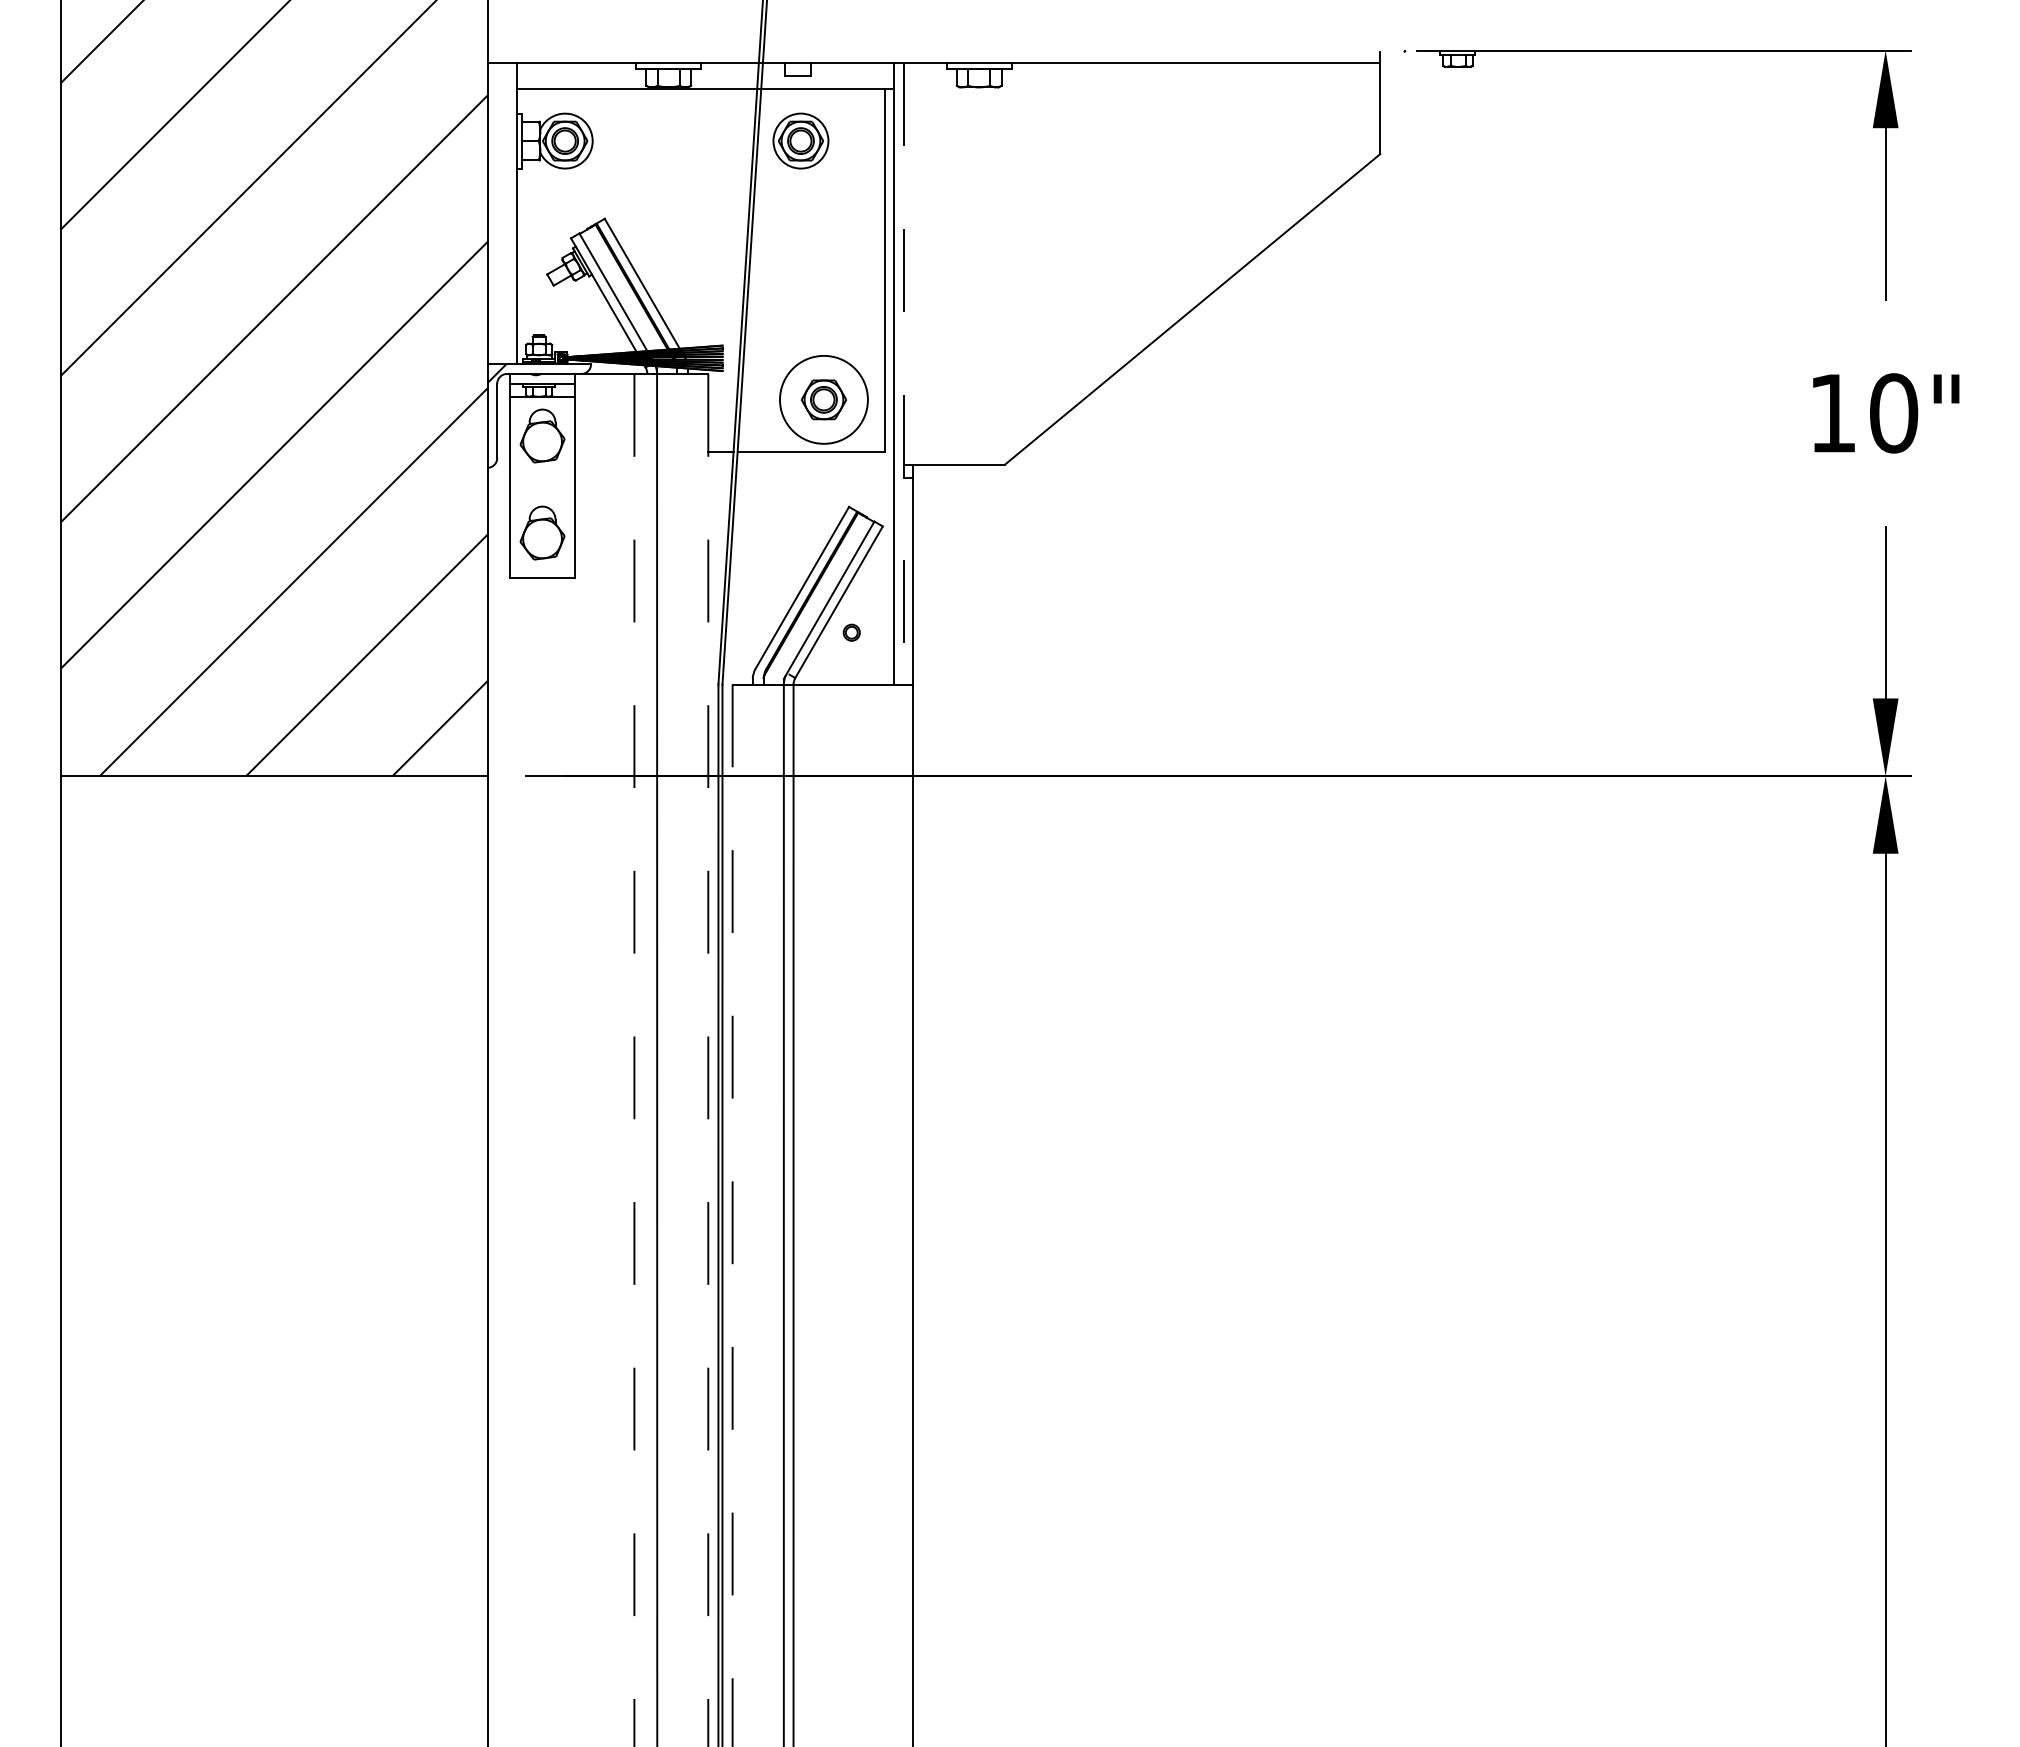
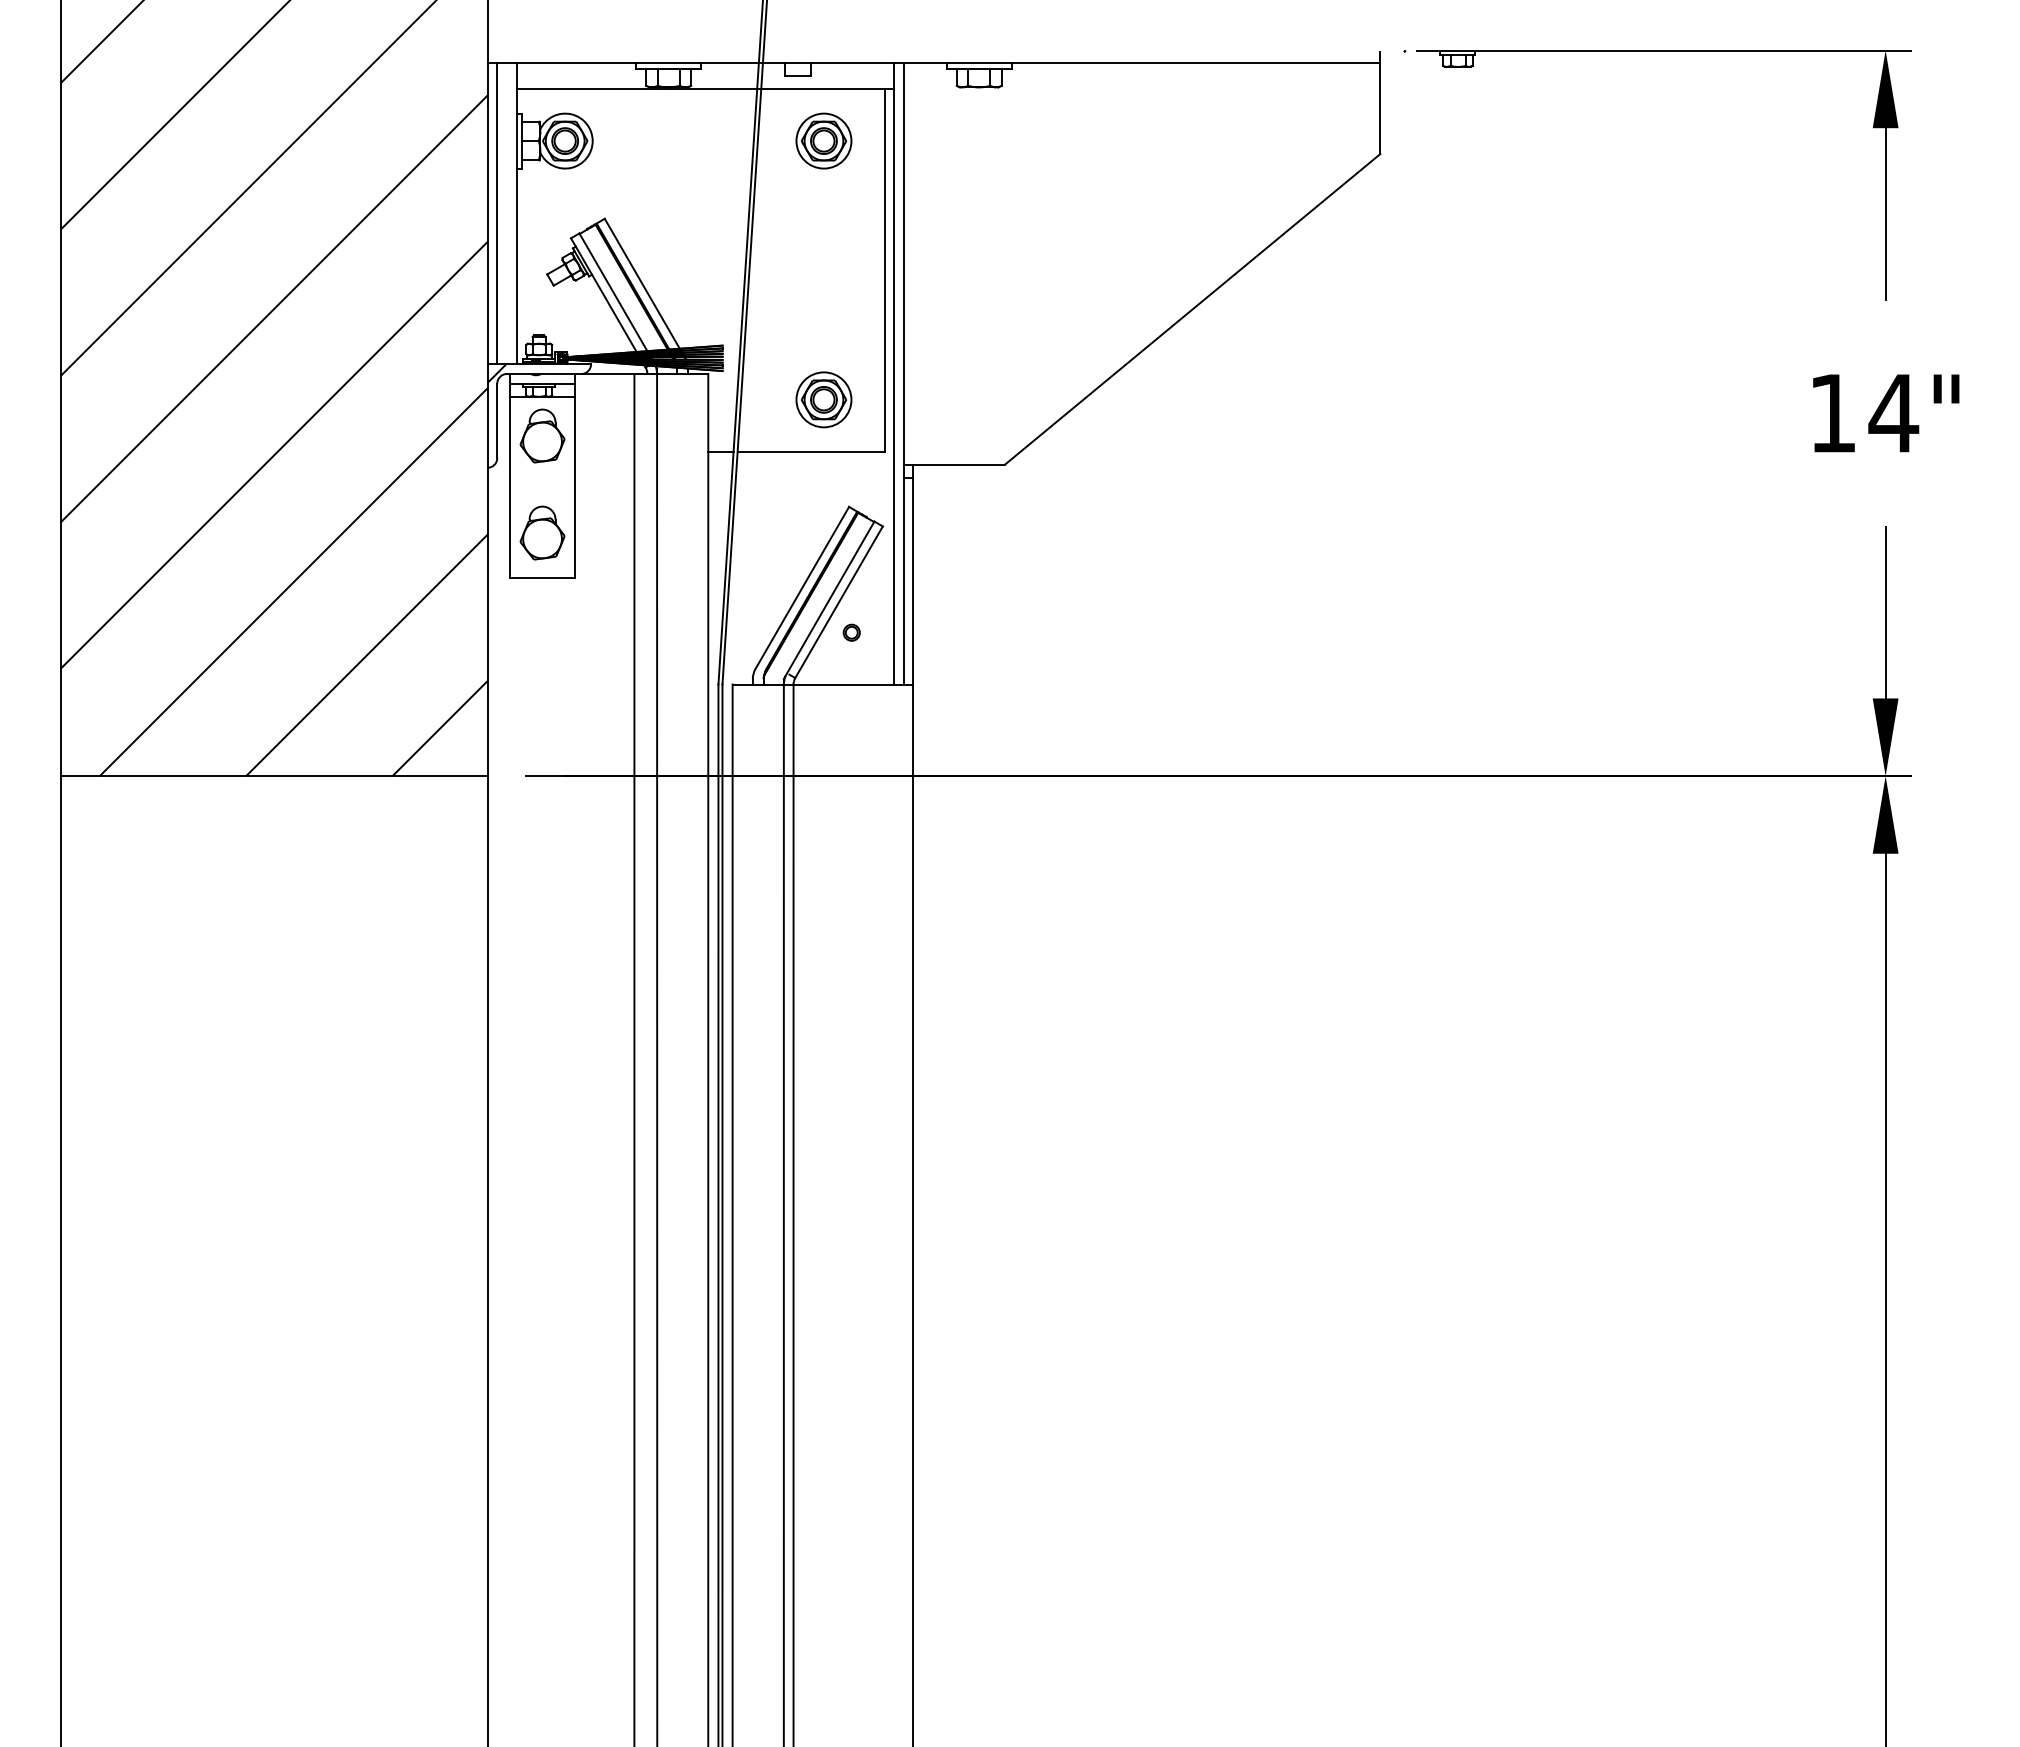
part position: (800, 140) -> (823, 140) (823, 140)
line: none -> present (497, 213)
line: dashed -> solid (903, 374)
circle diameter: 88 px -> 55 px (823, 399)
text: 10" -> 14" (1893, 413)
line: dashed -> solid (634, 1060)
line: dashed -> solid (708, 1060)
line: dashed -> solid (732, 1215)
